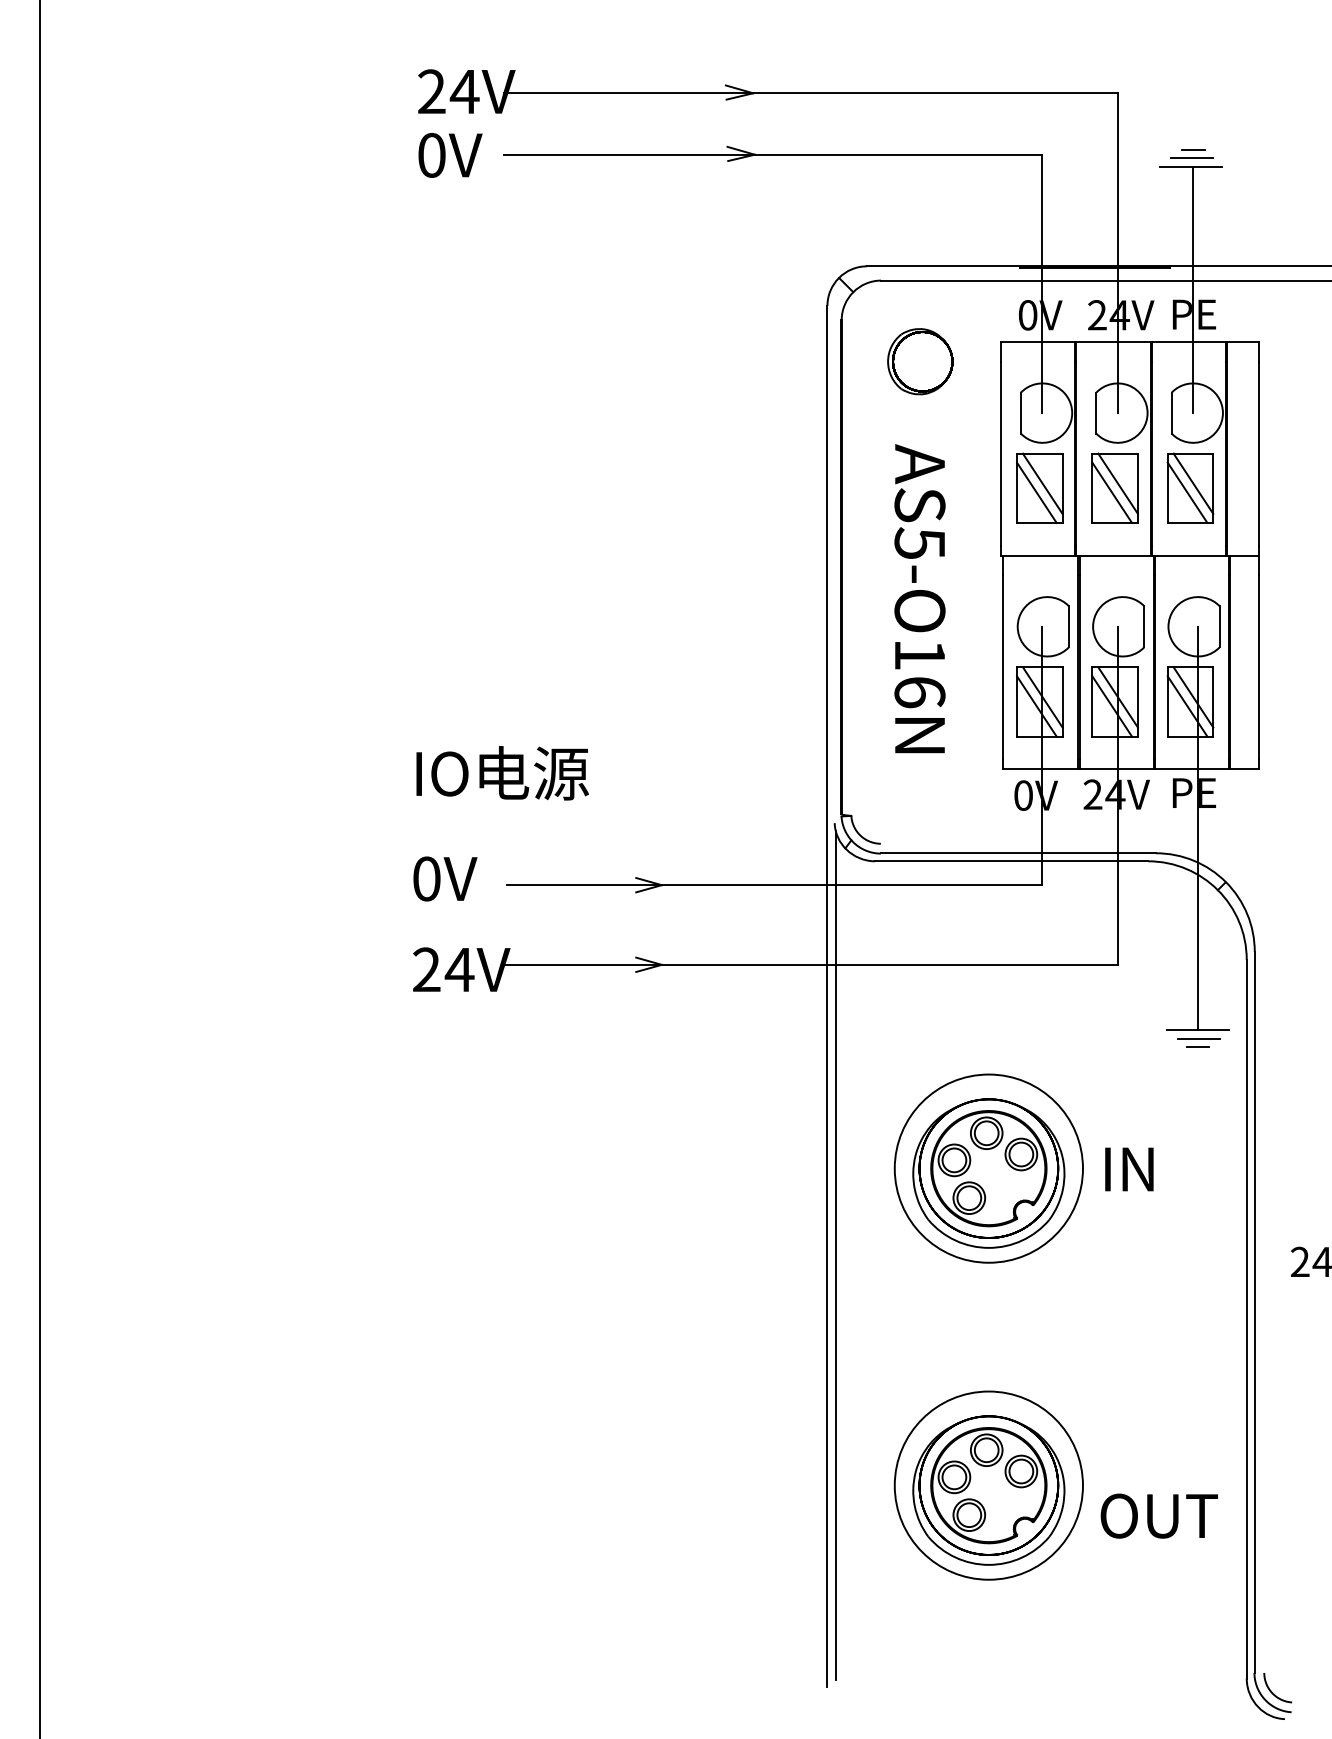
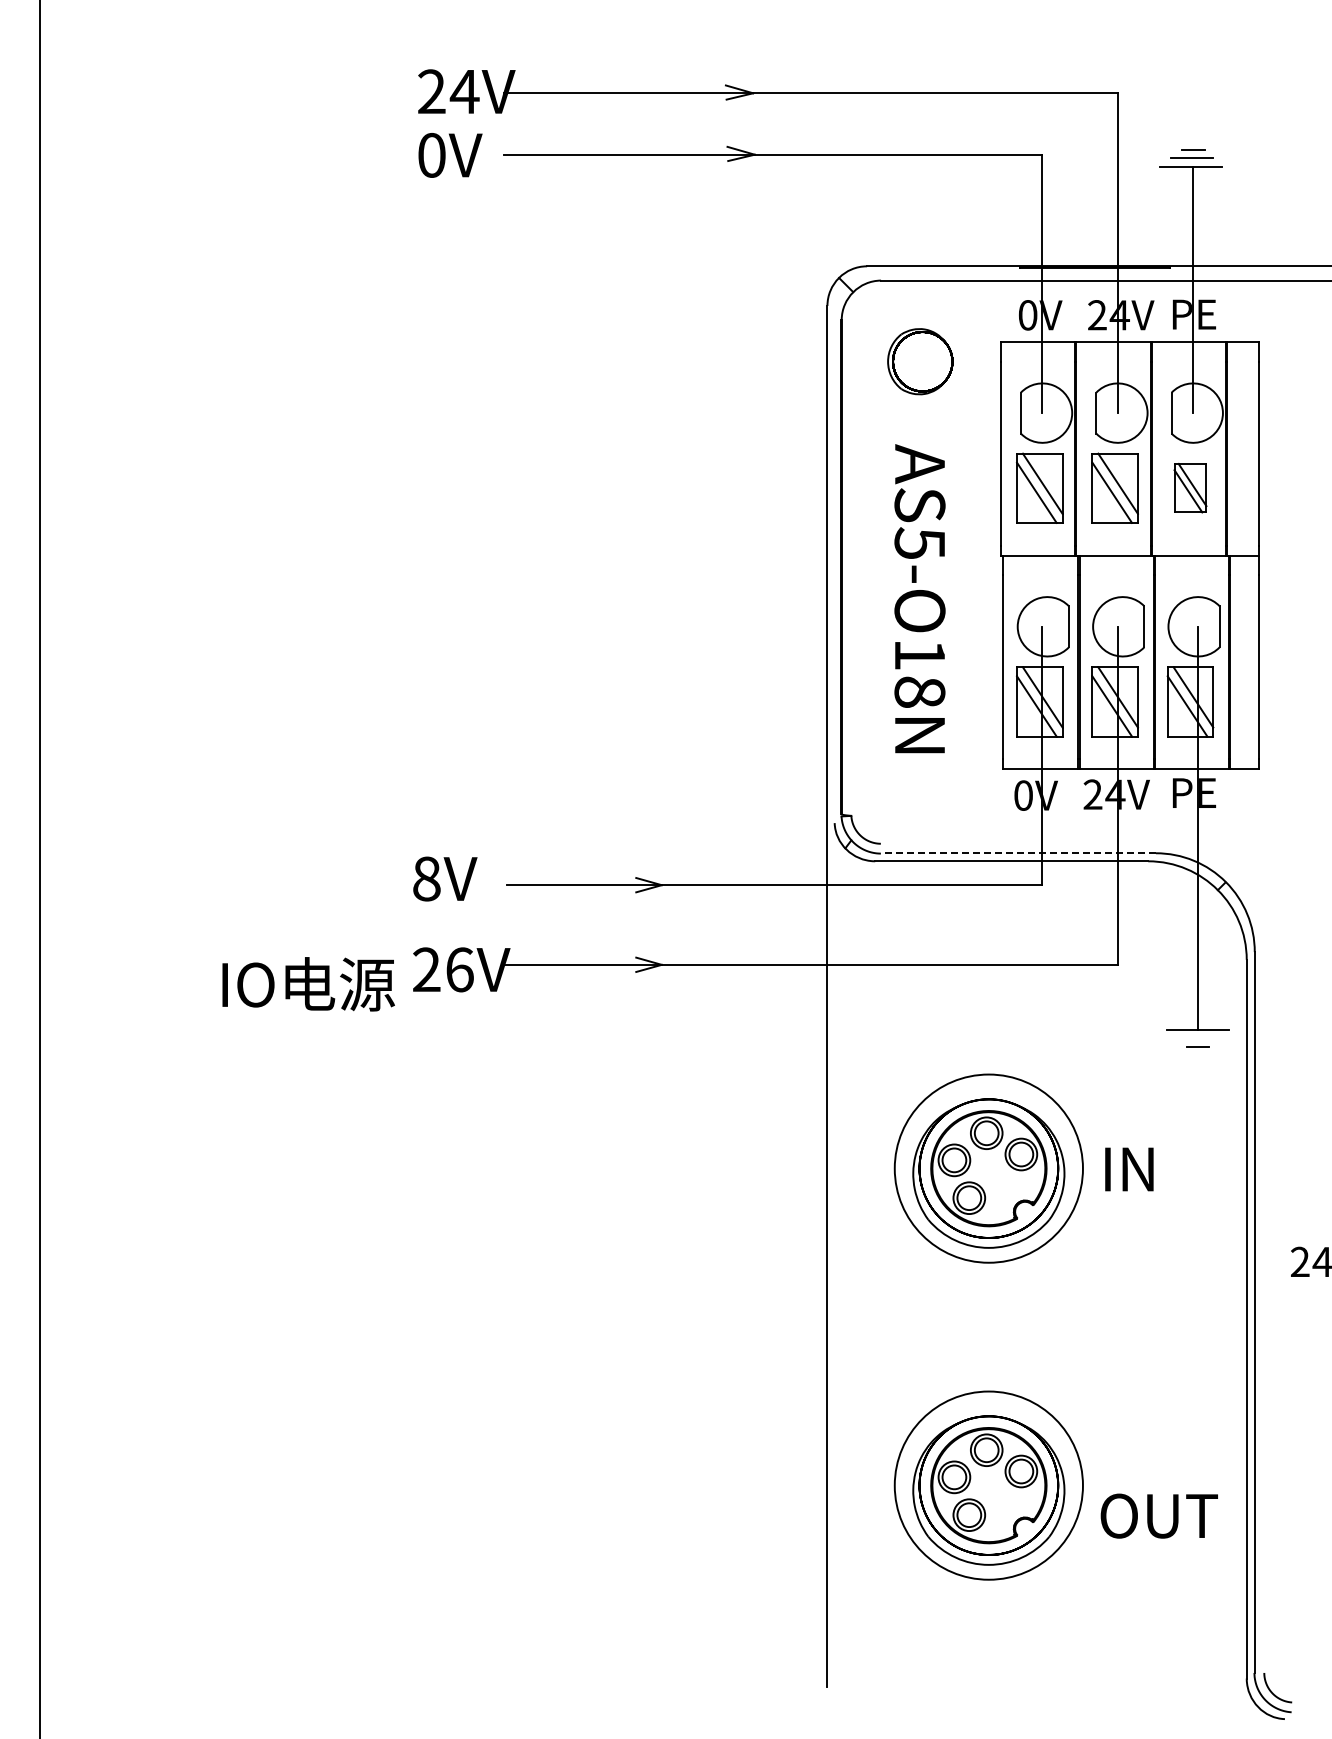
part size: 49x72 px -> 35x51 px (1190, 488)
text: AS5-O16N -> AS5-O18N (919, 692)
text position: (502, 773) -> (308, 984) (308, 984)
line: solid -> dashed (1018, 853)
text: 0V -> 8V (426, 878)
text: 24V -> 26V (459, 969)
line: present -> none (1199, 1038)
line: present -> none (835, 1254)
